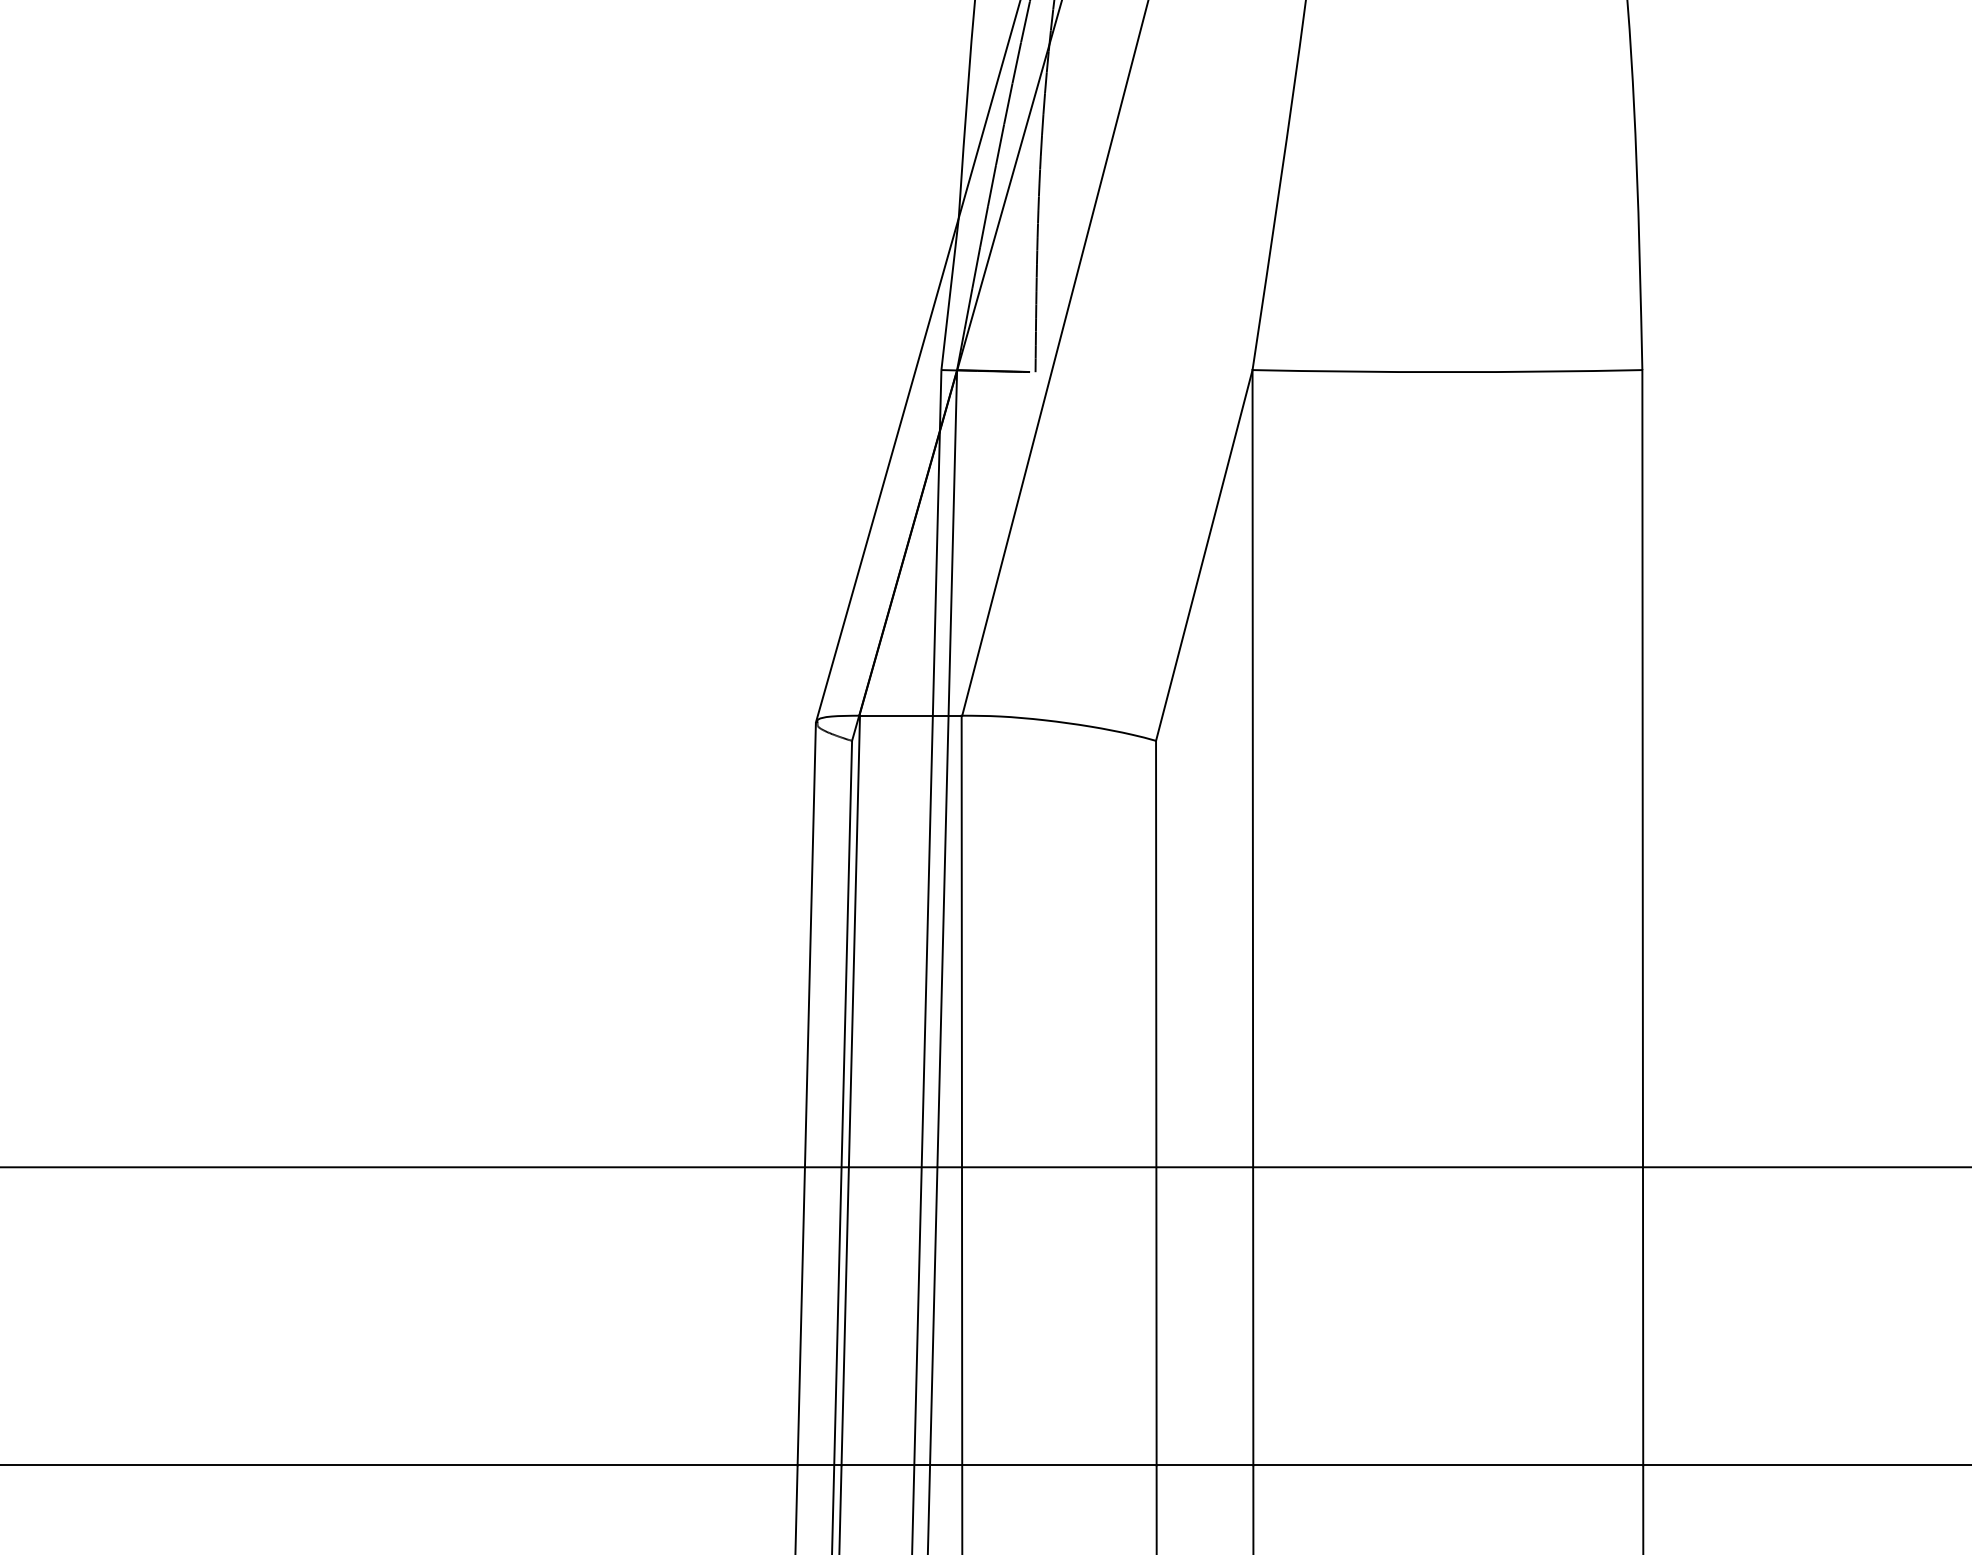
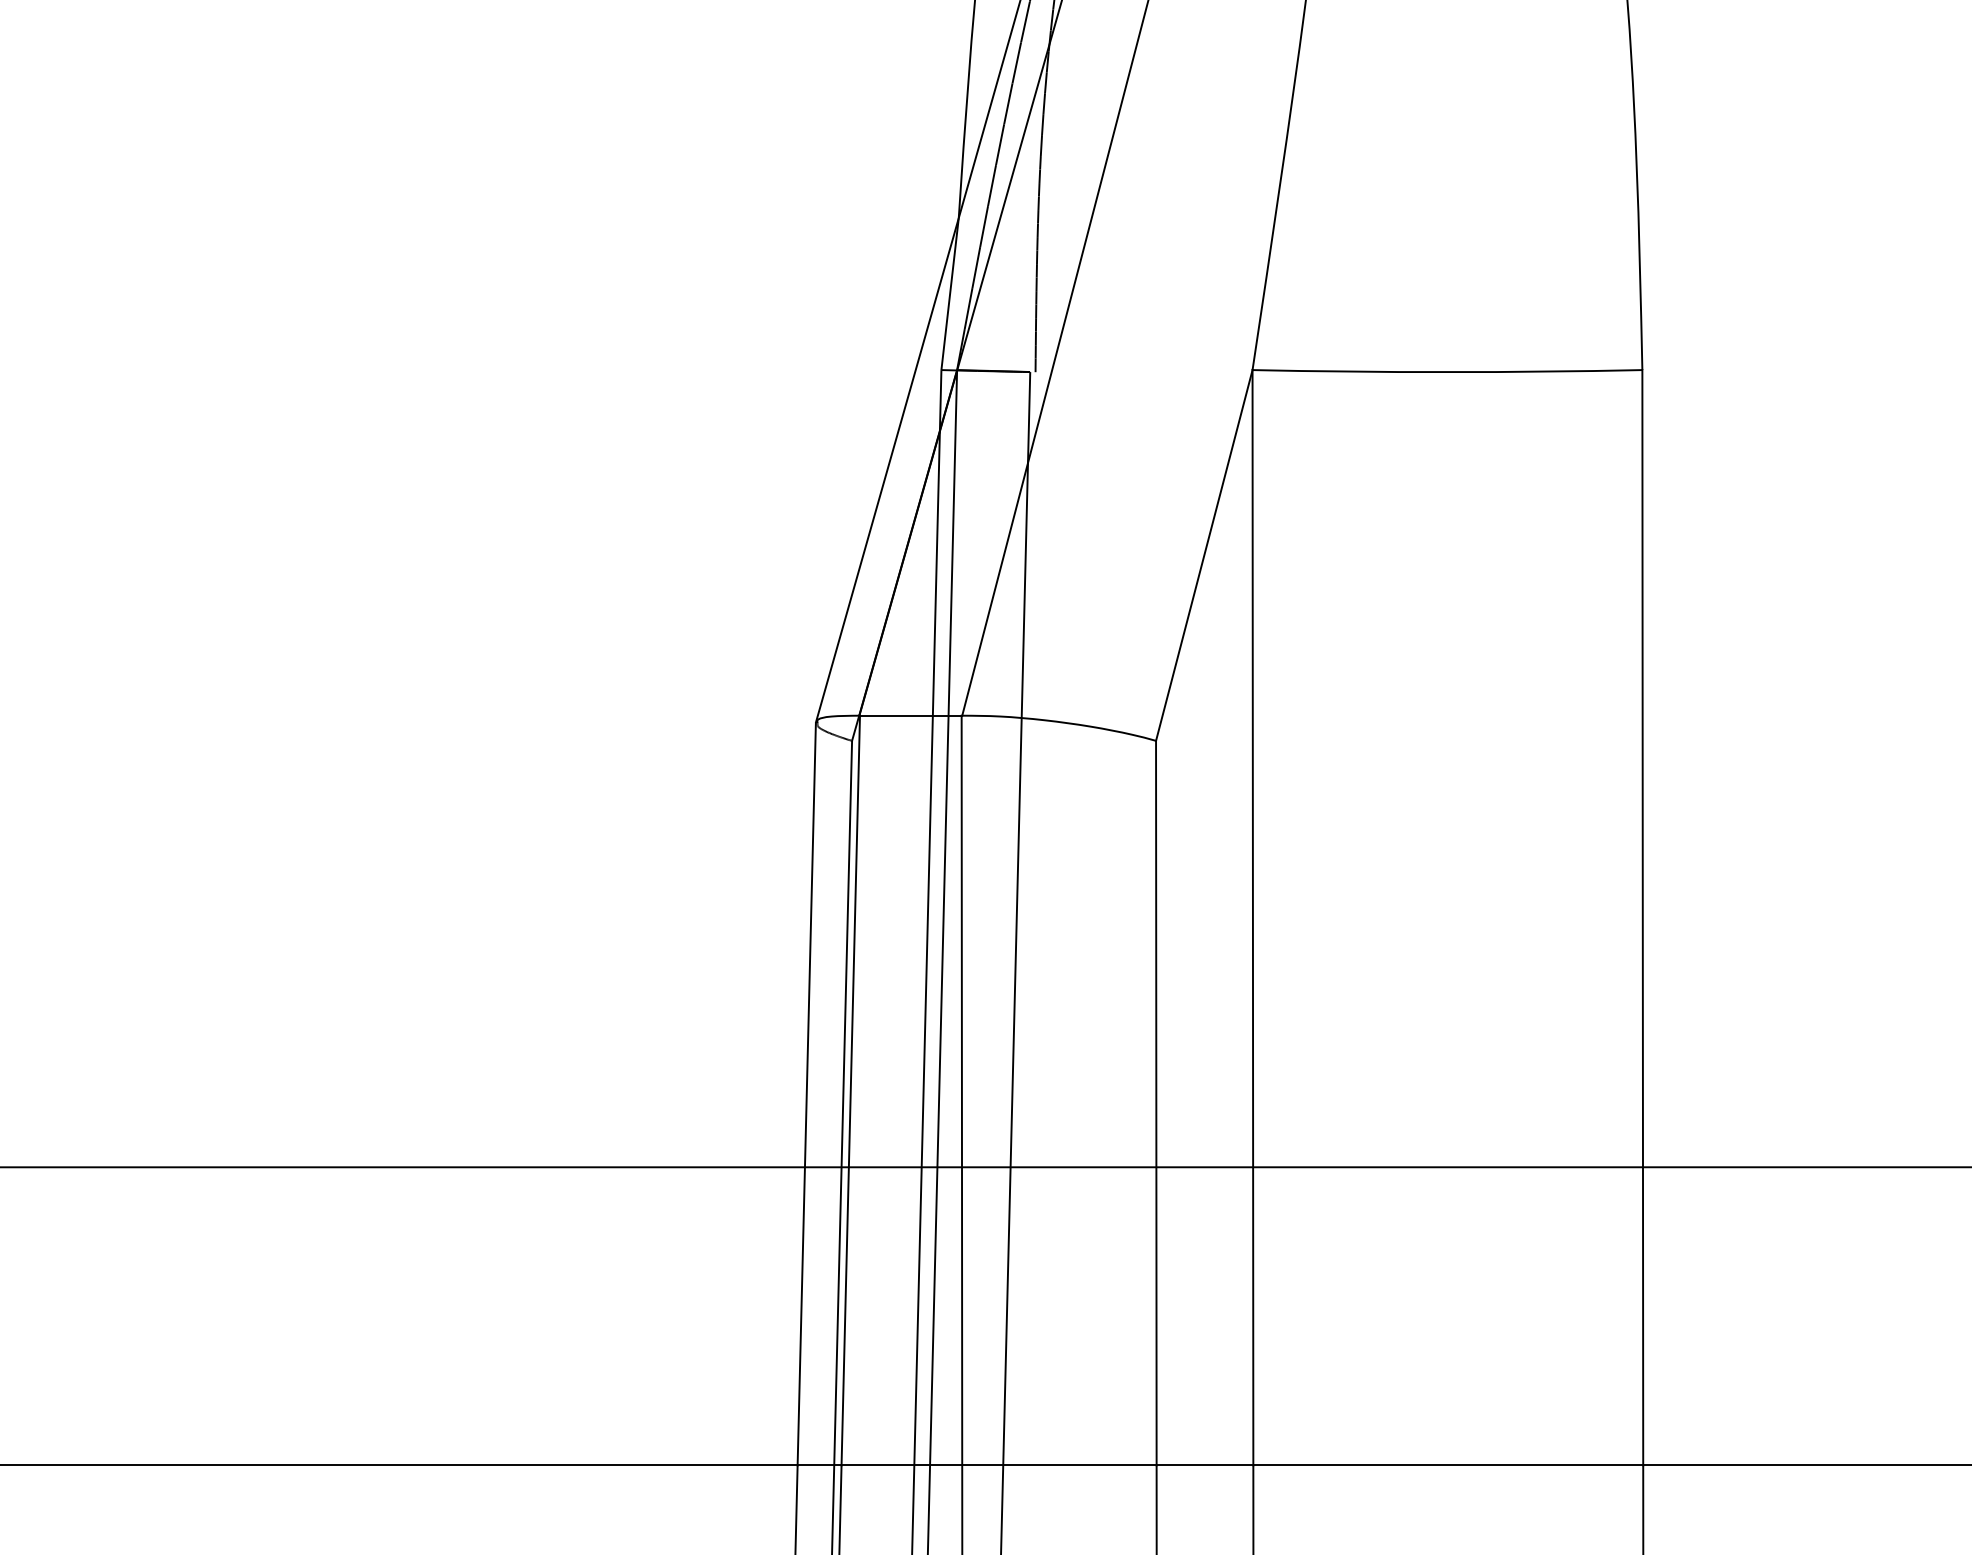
line: none -> present (1015, 961)
